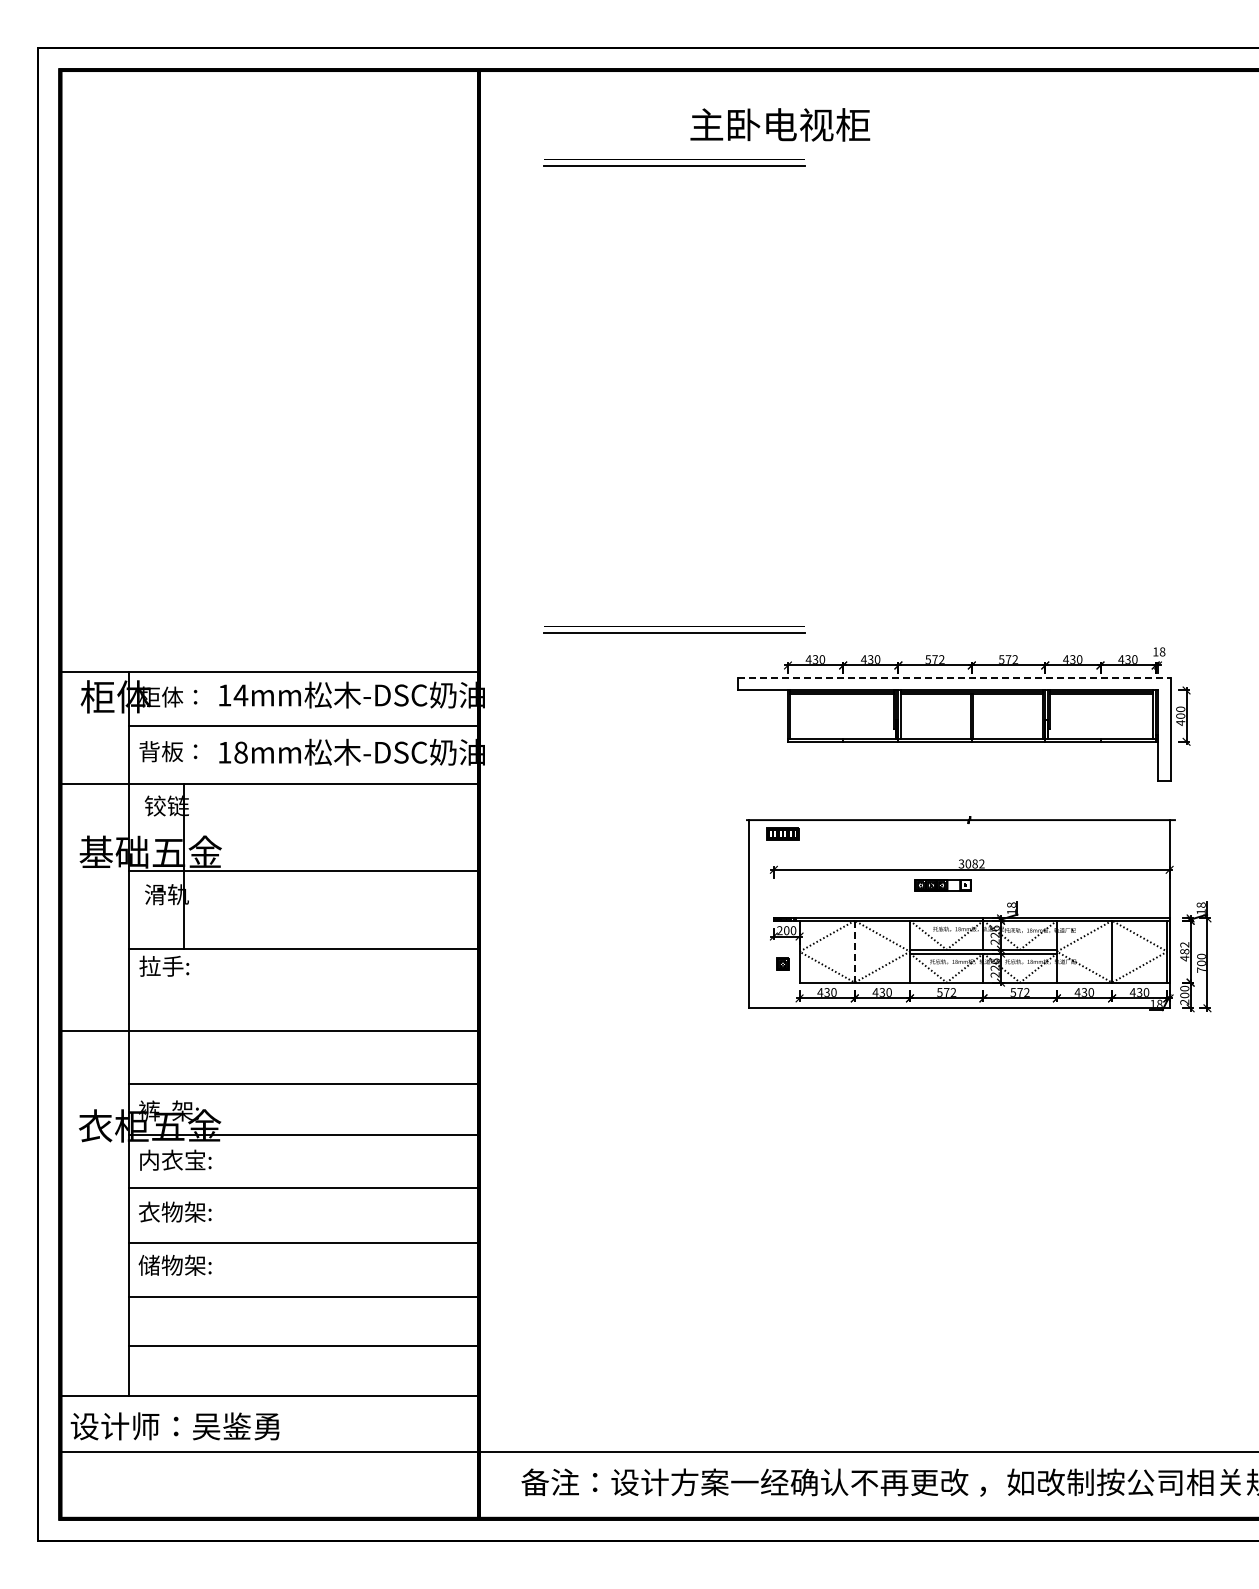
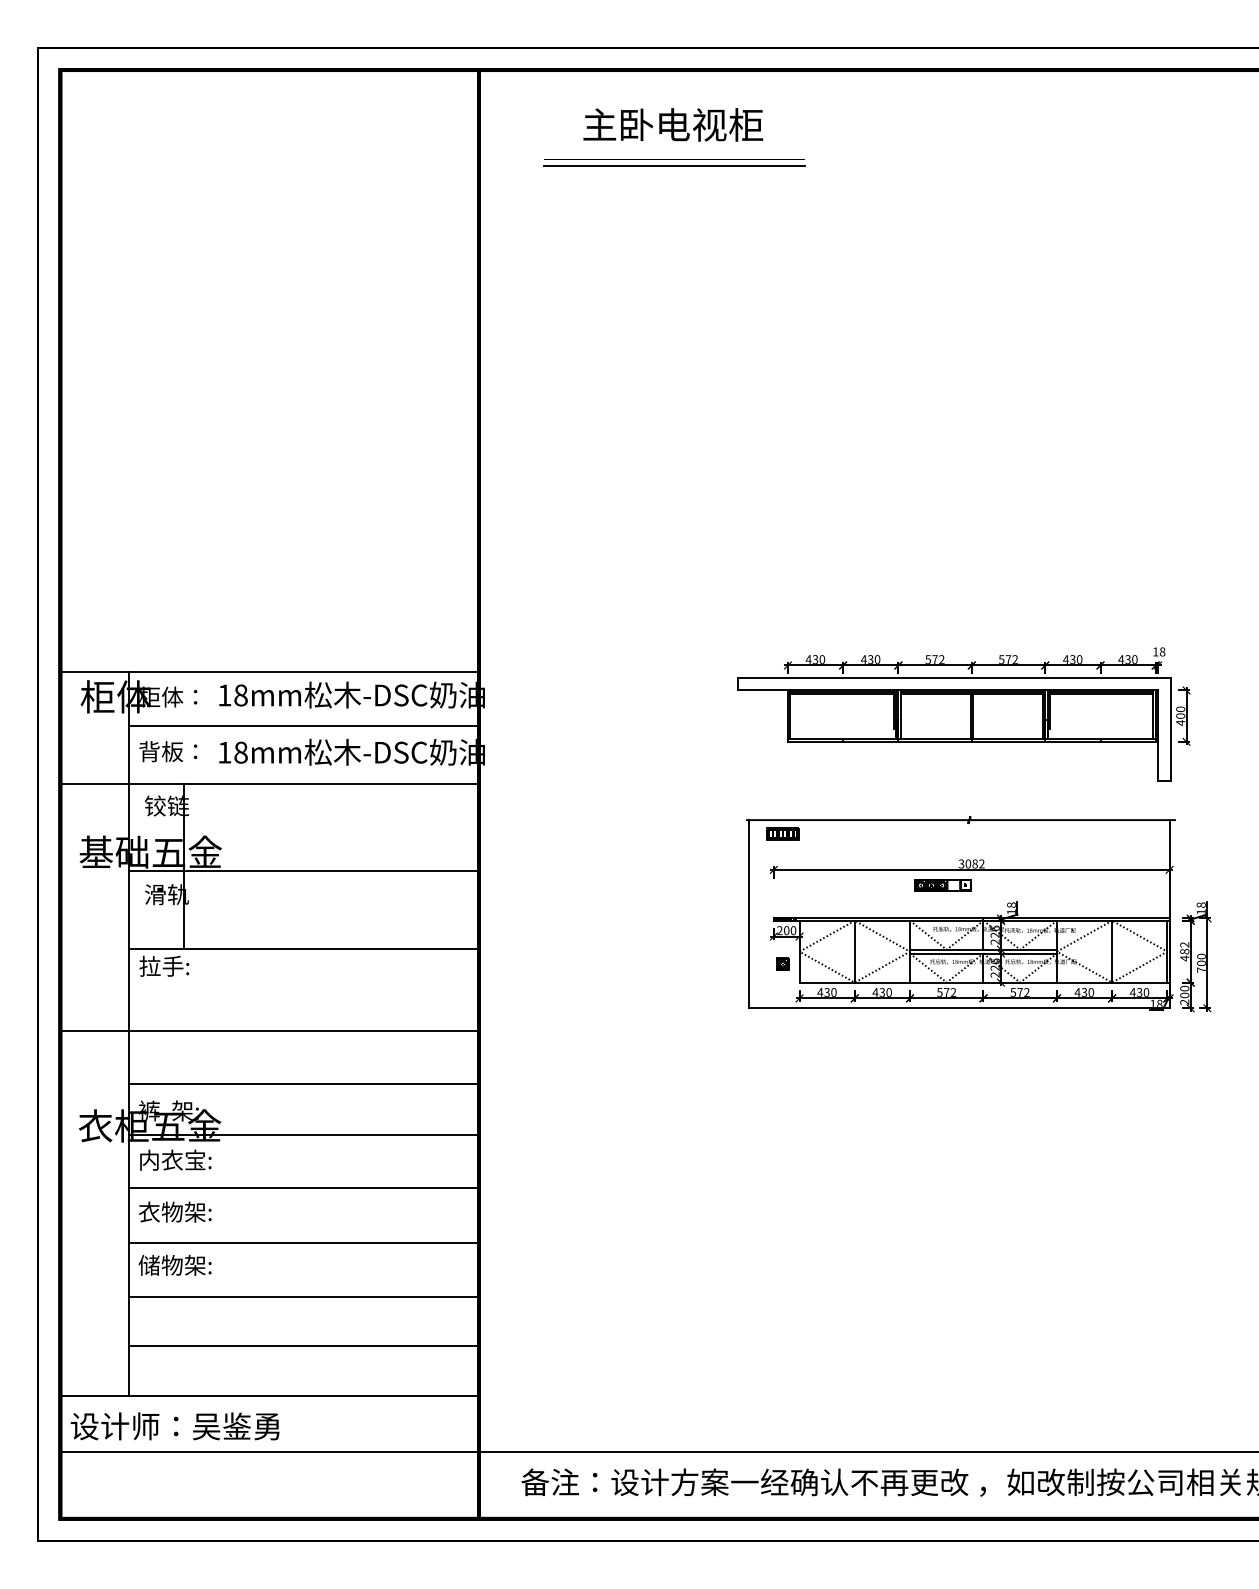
text position: (780, 124) -> (673, 124) (673, 124)
part: present -> none (674, 629)
line: dashed -> solid (954, 677)
text: 14mm -> 18mm (240, 695)
line: dashed -> solid (854, 951)
